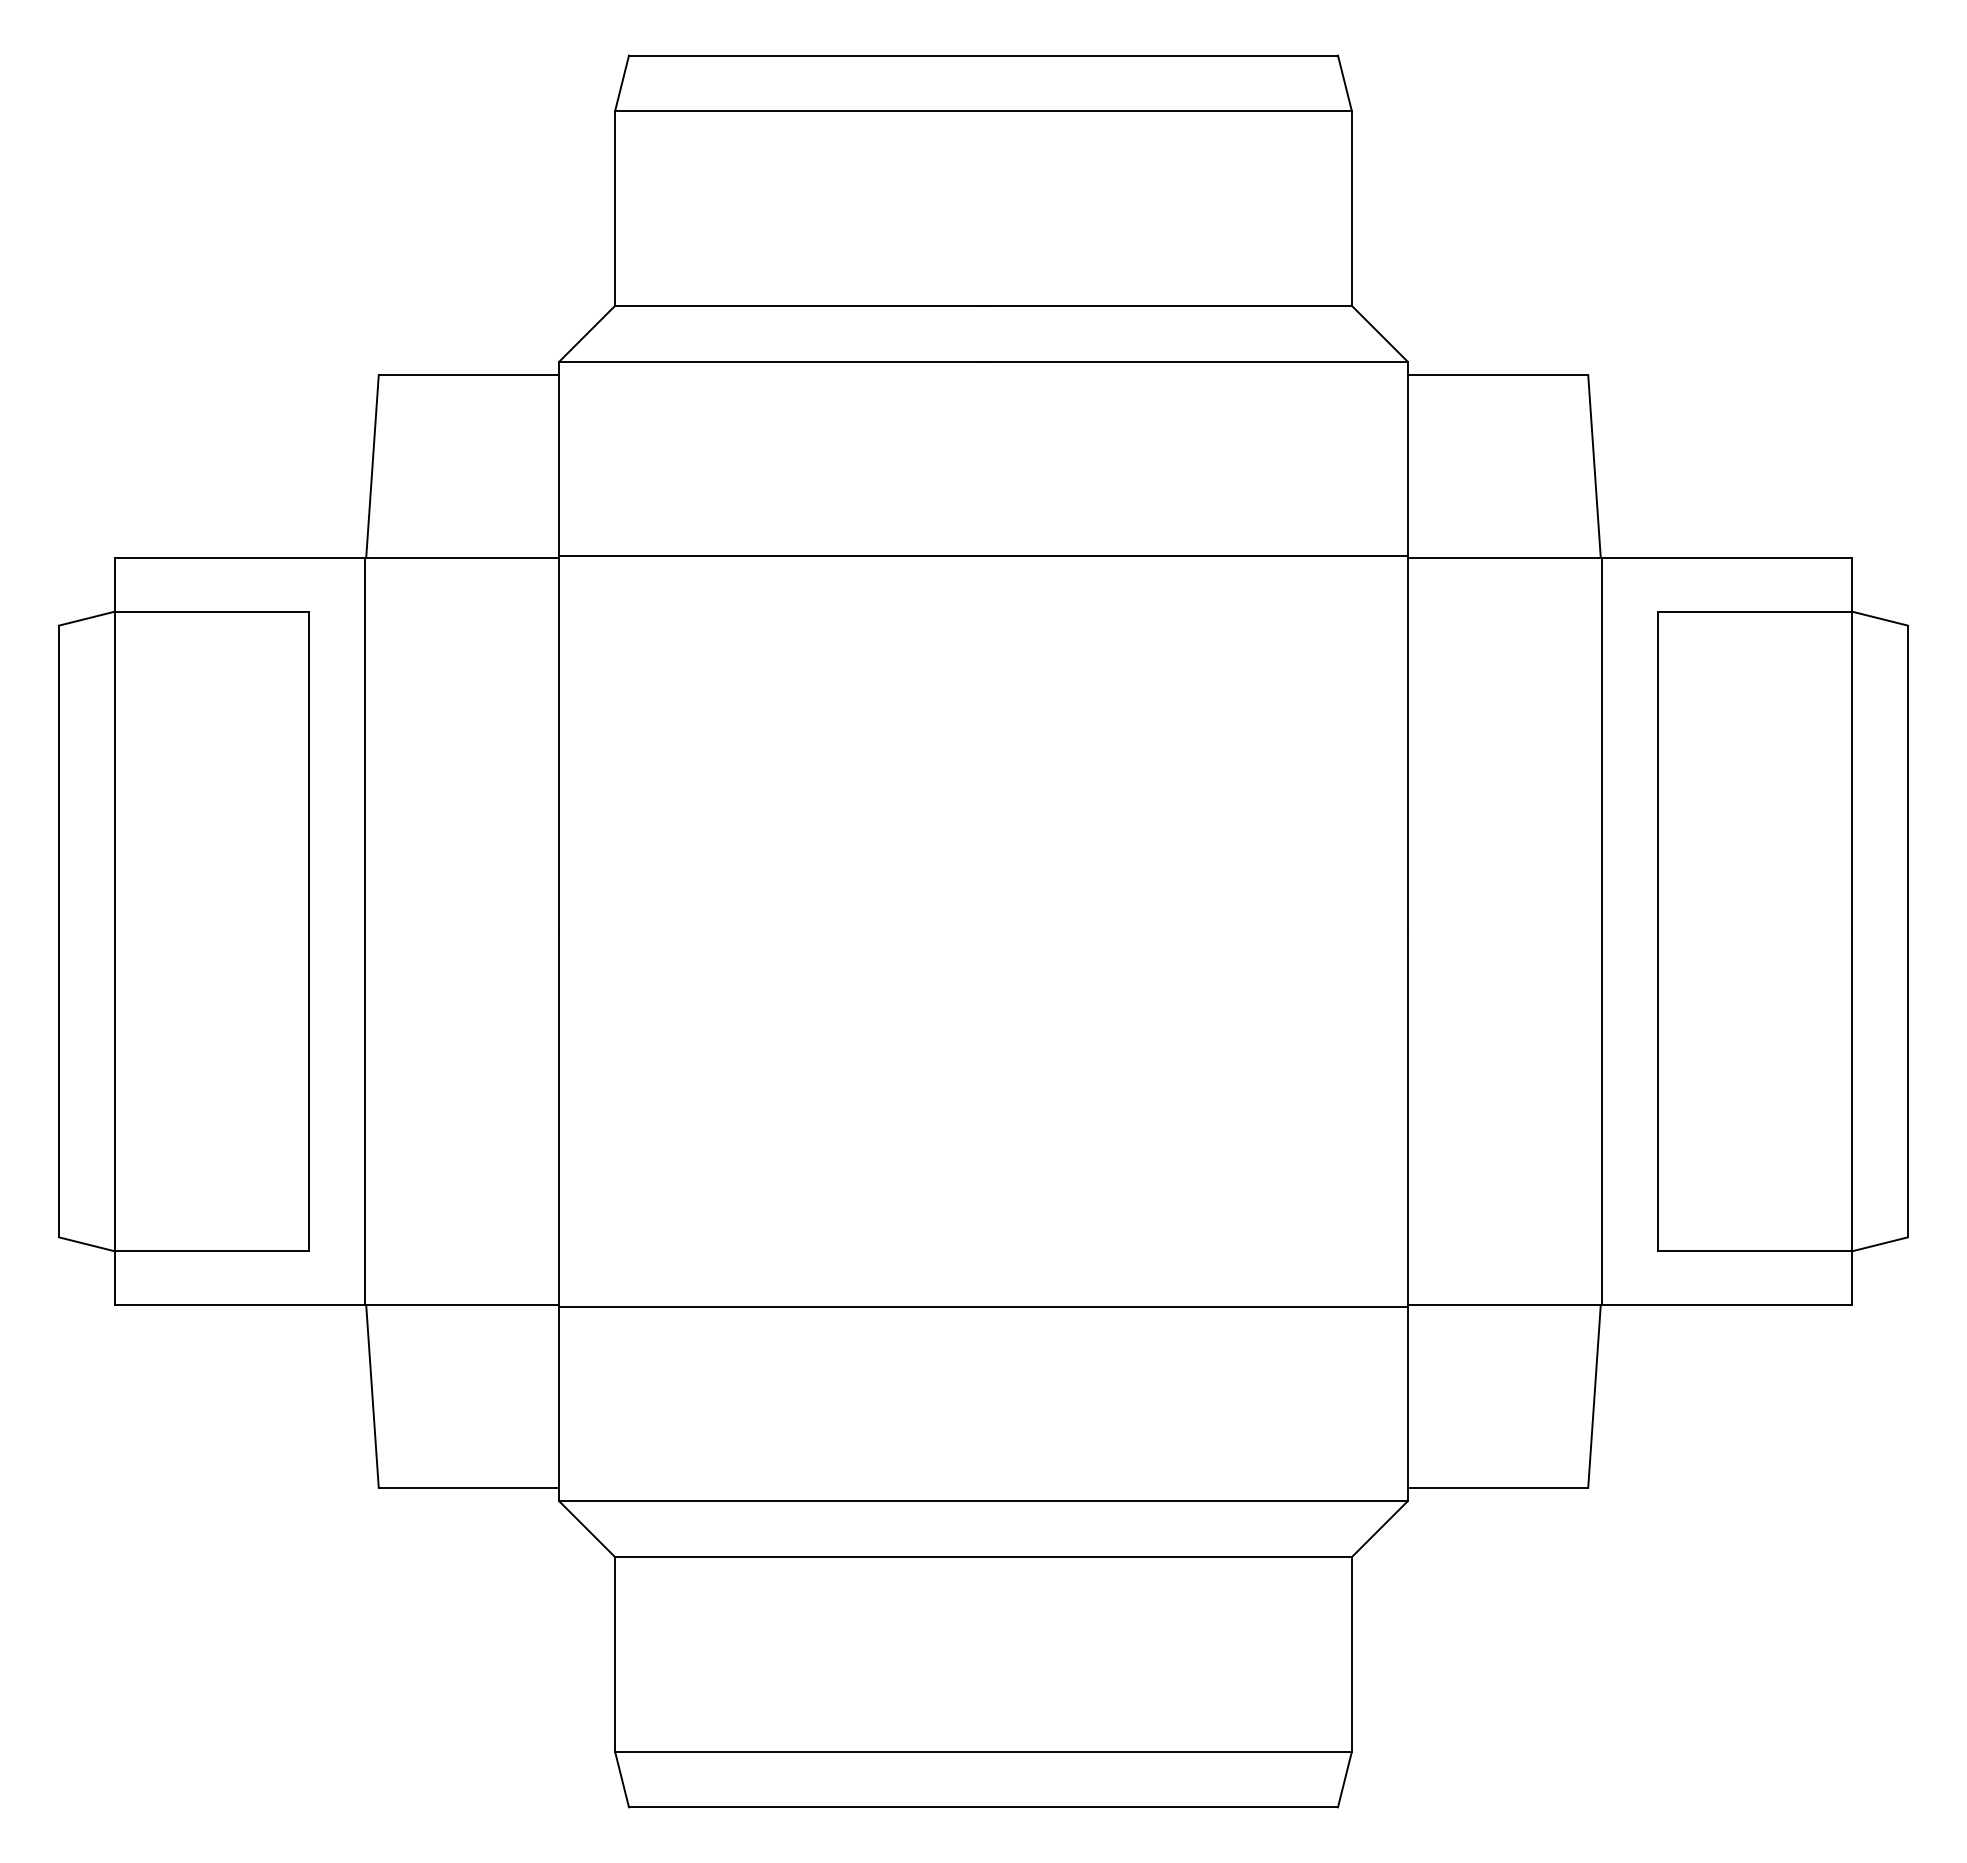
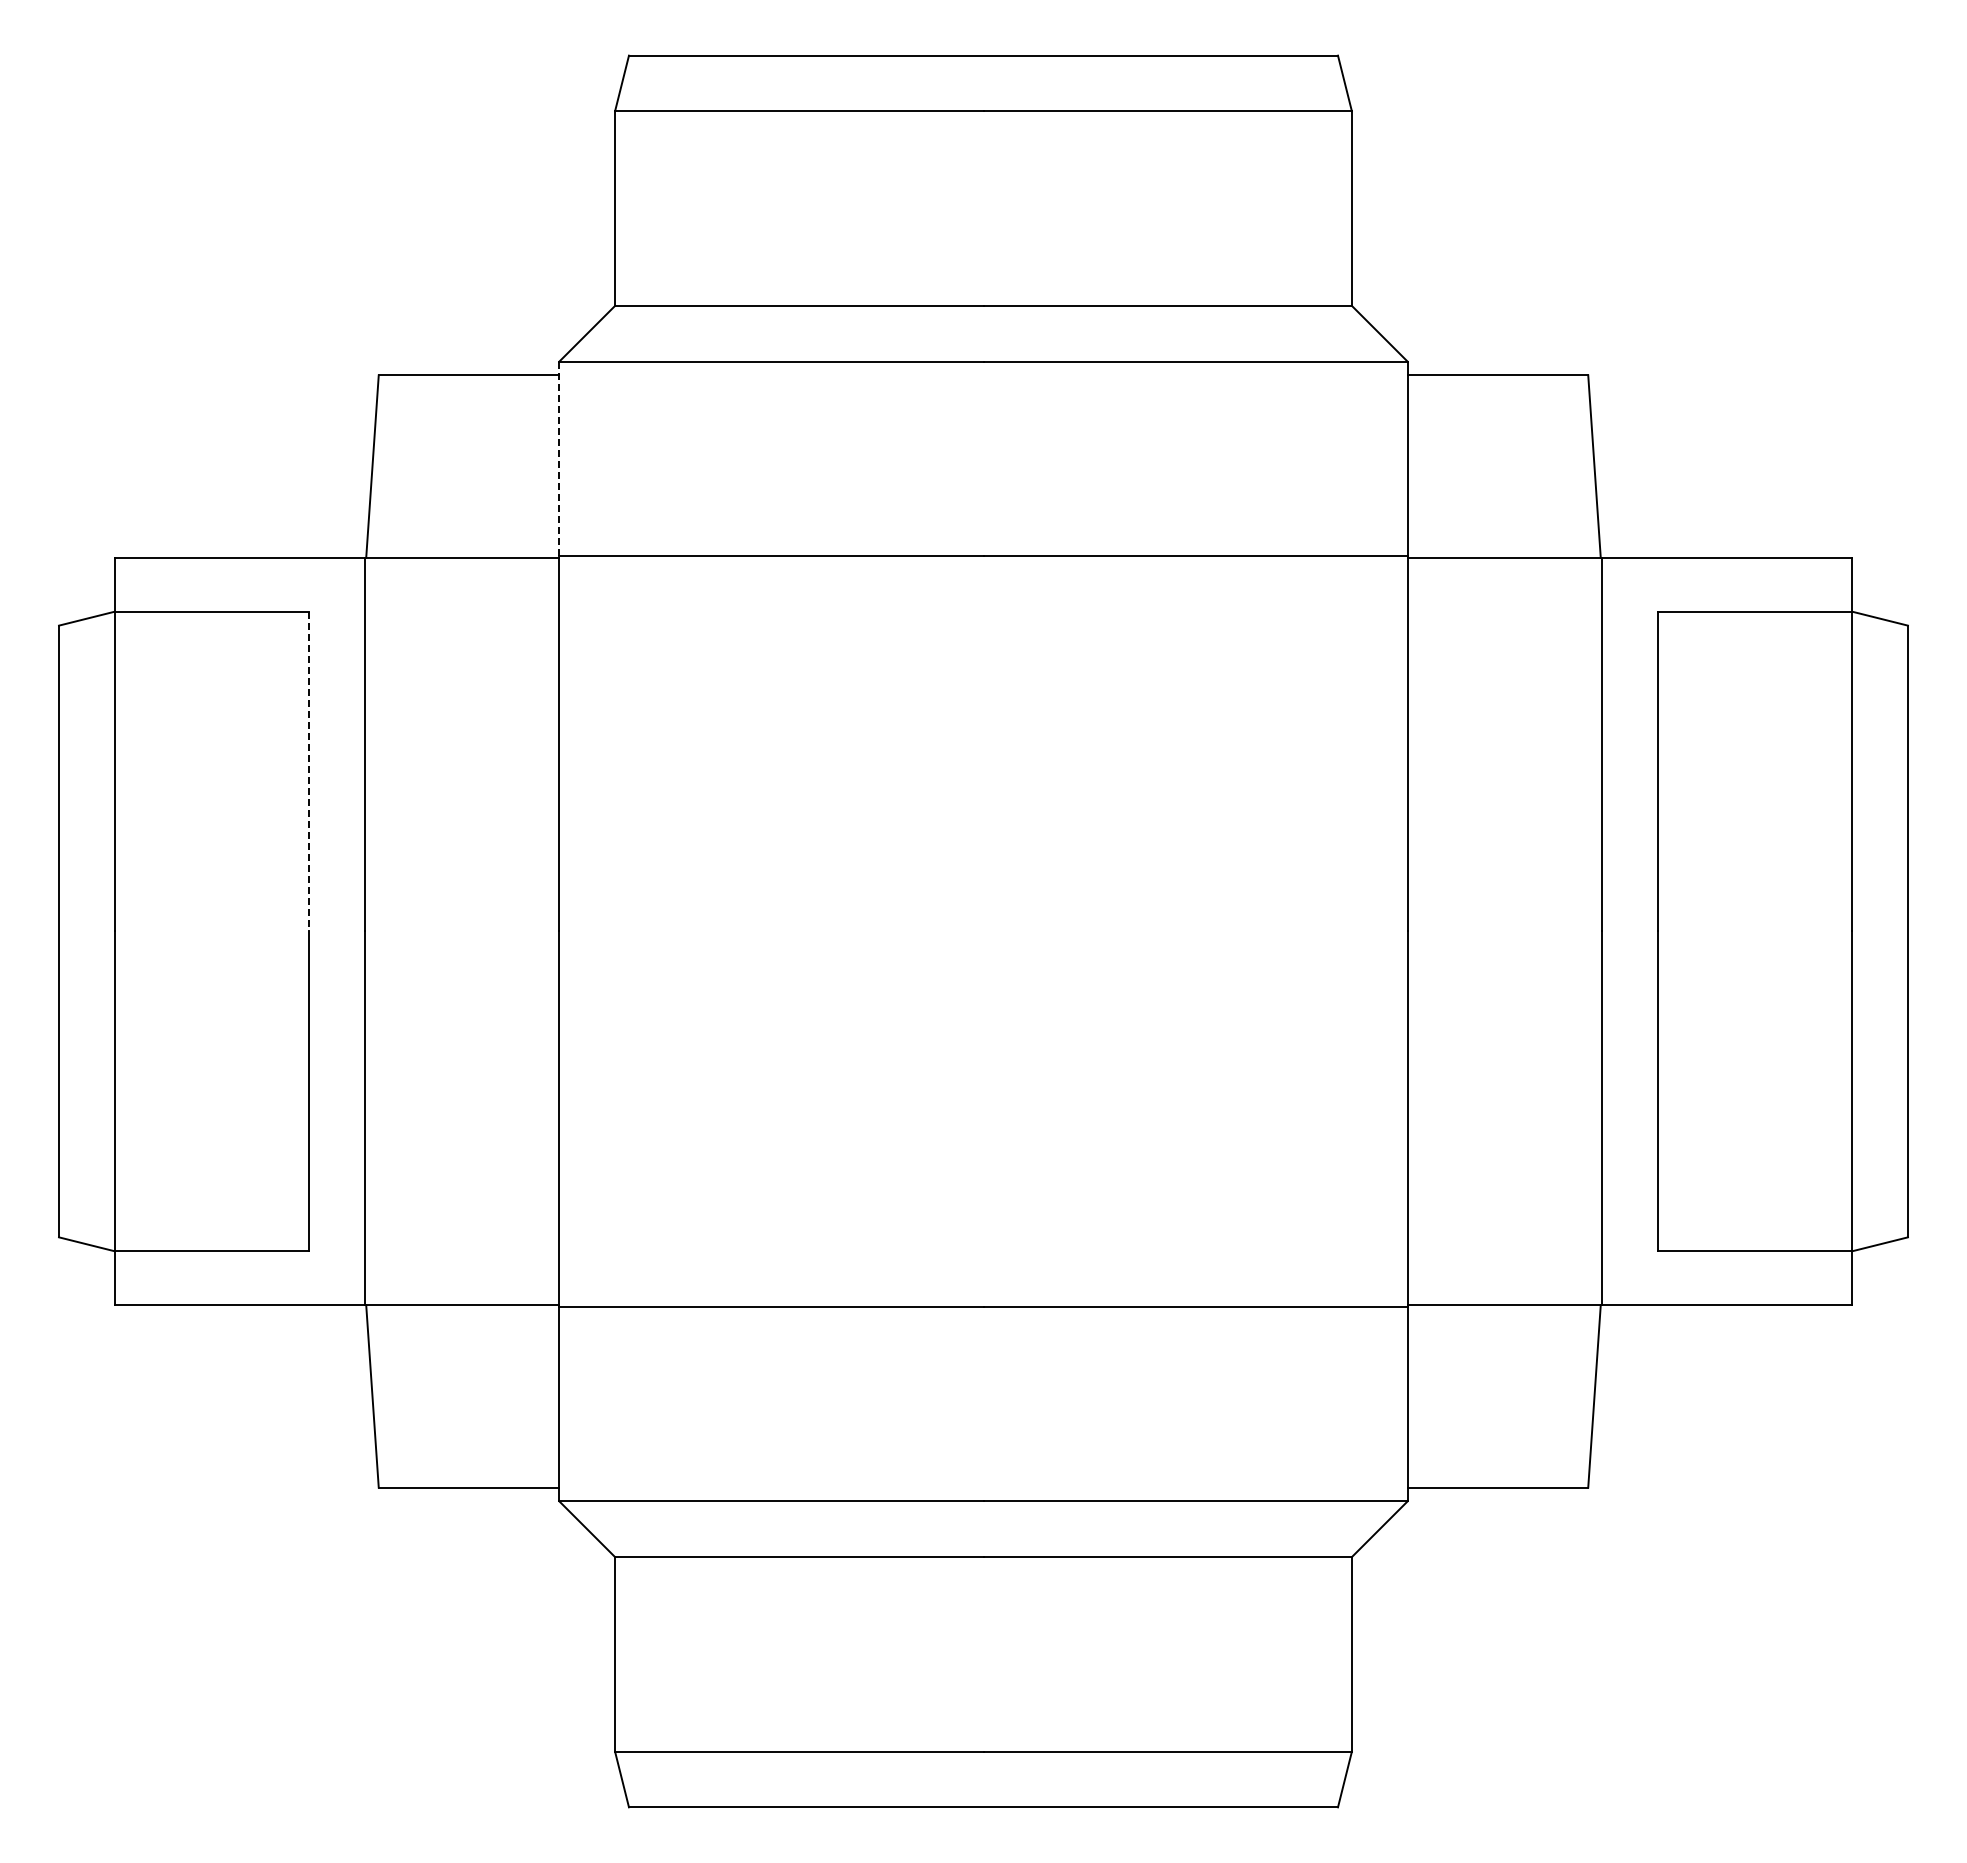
line: solid -> dashed (559, 460)
line: solid -> dashed (309, 771)
